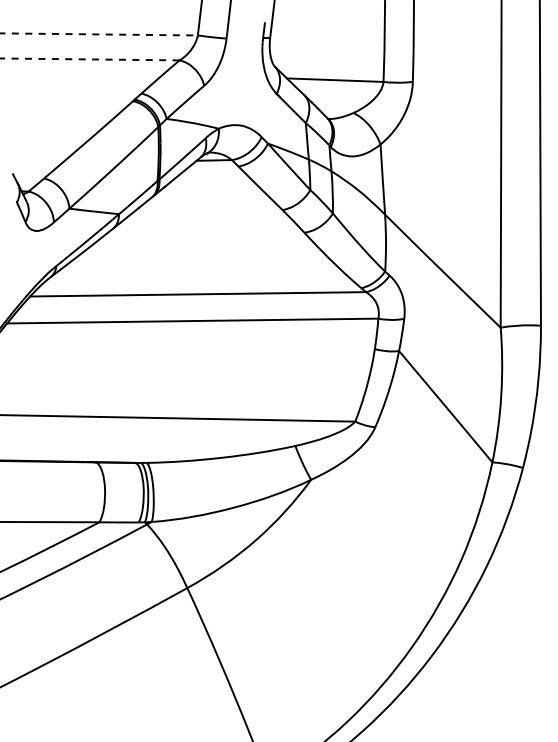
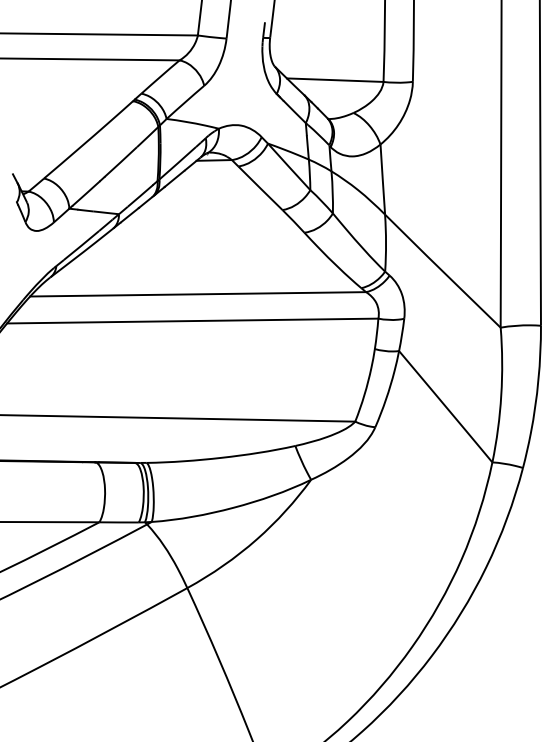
line: dashed -> solid (99, 34)
line: dashed -> solid (89, 59)
